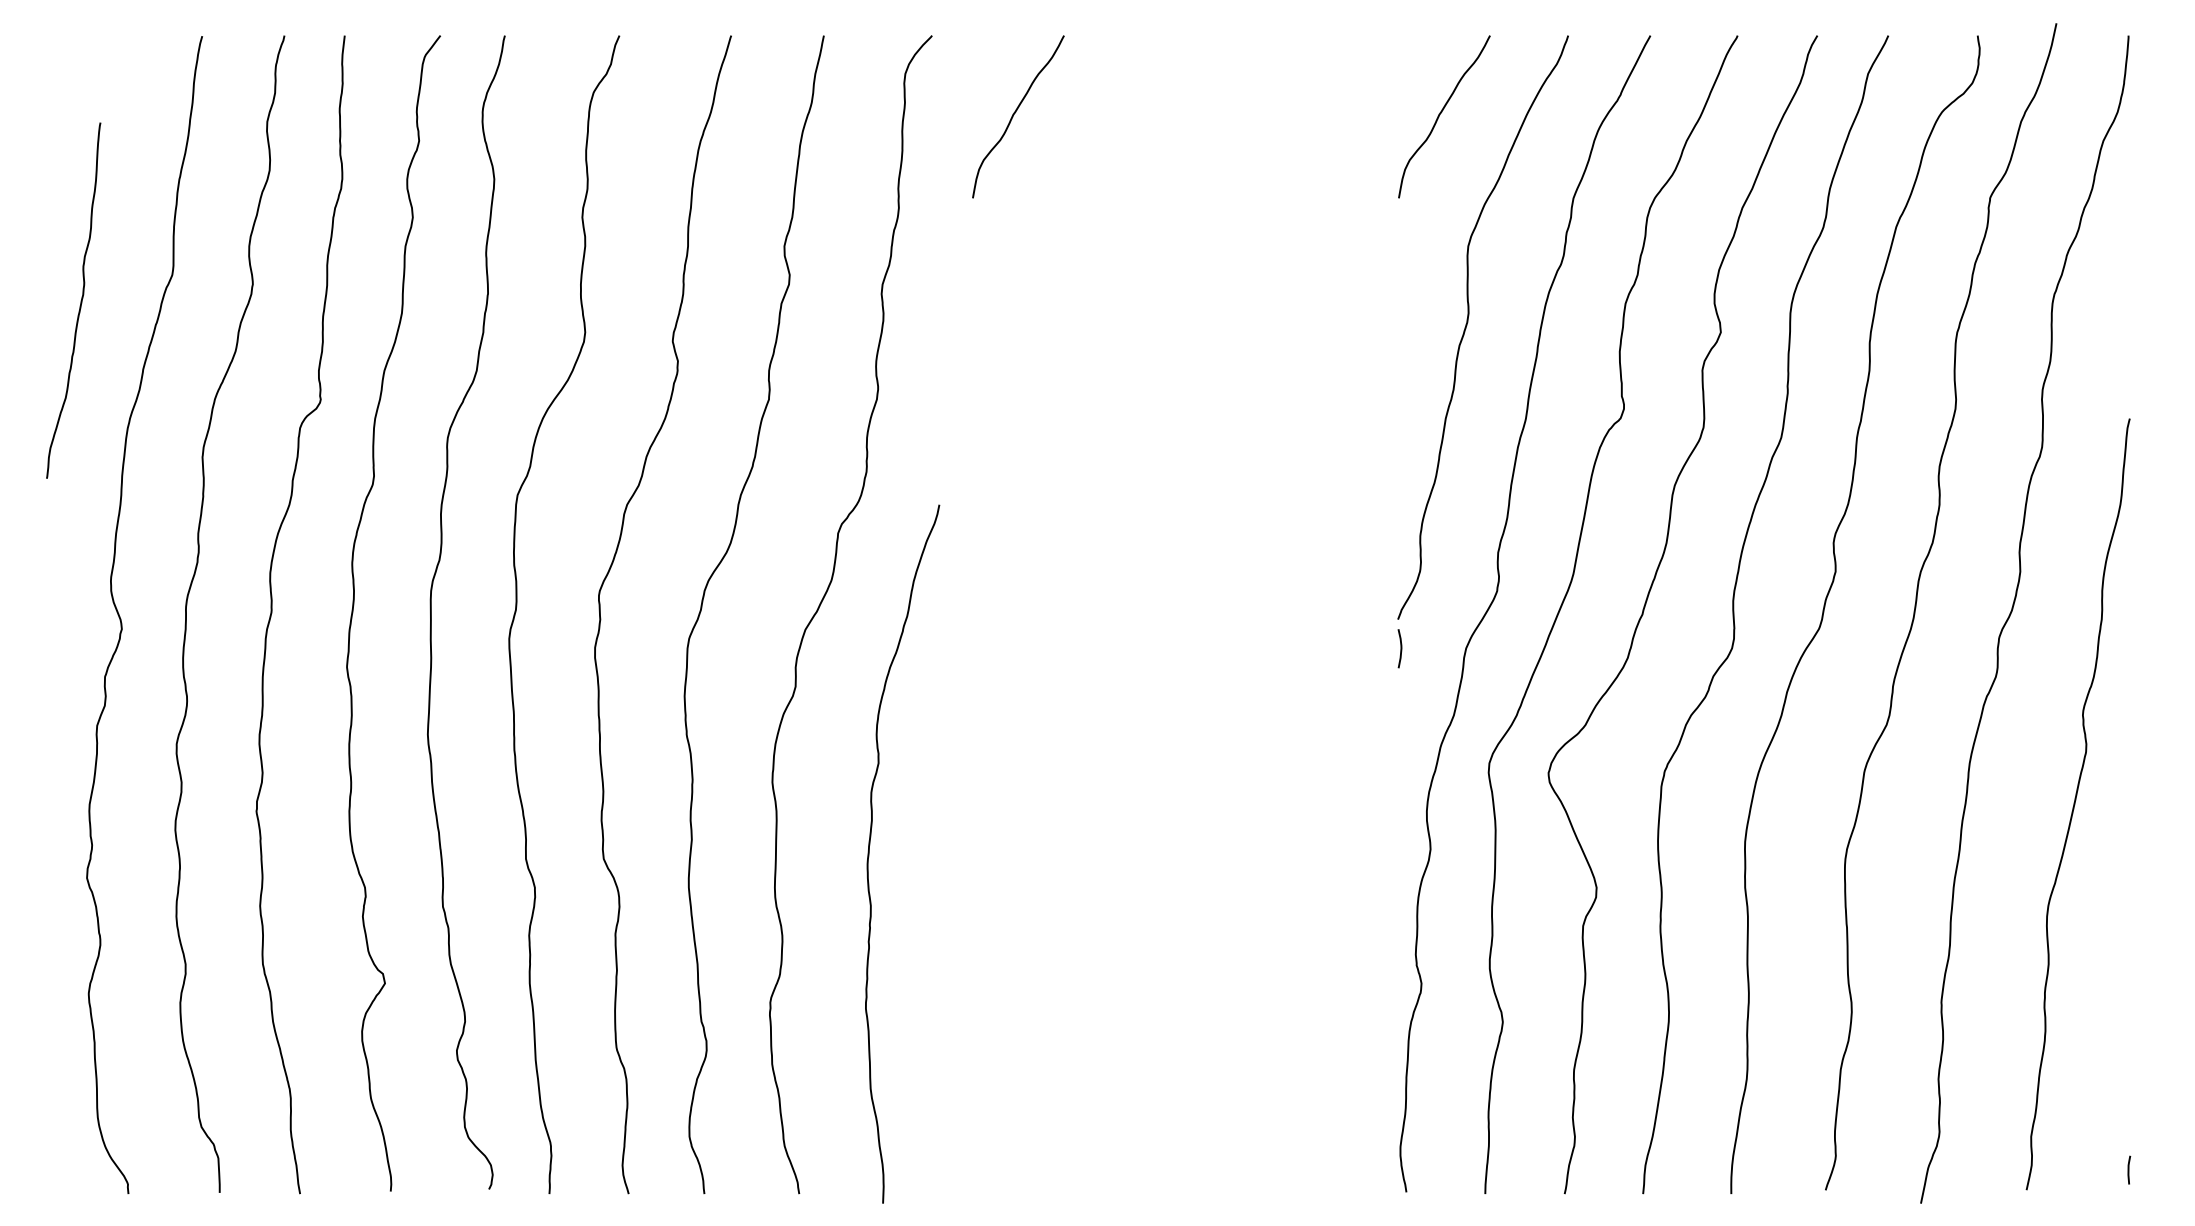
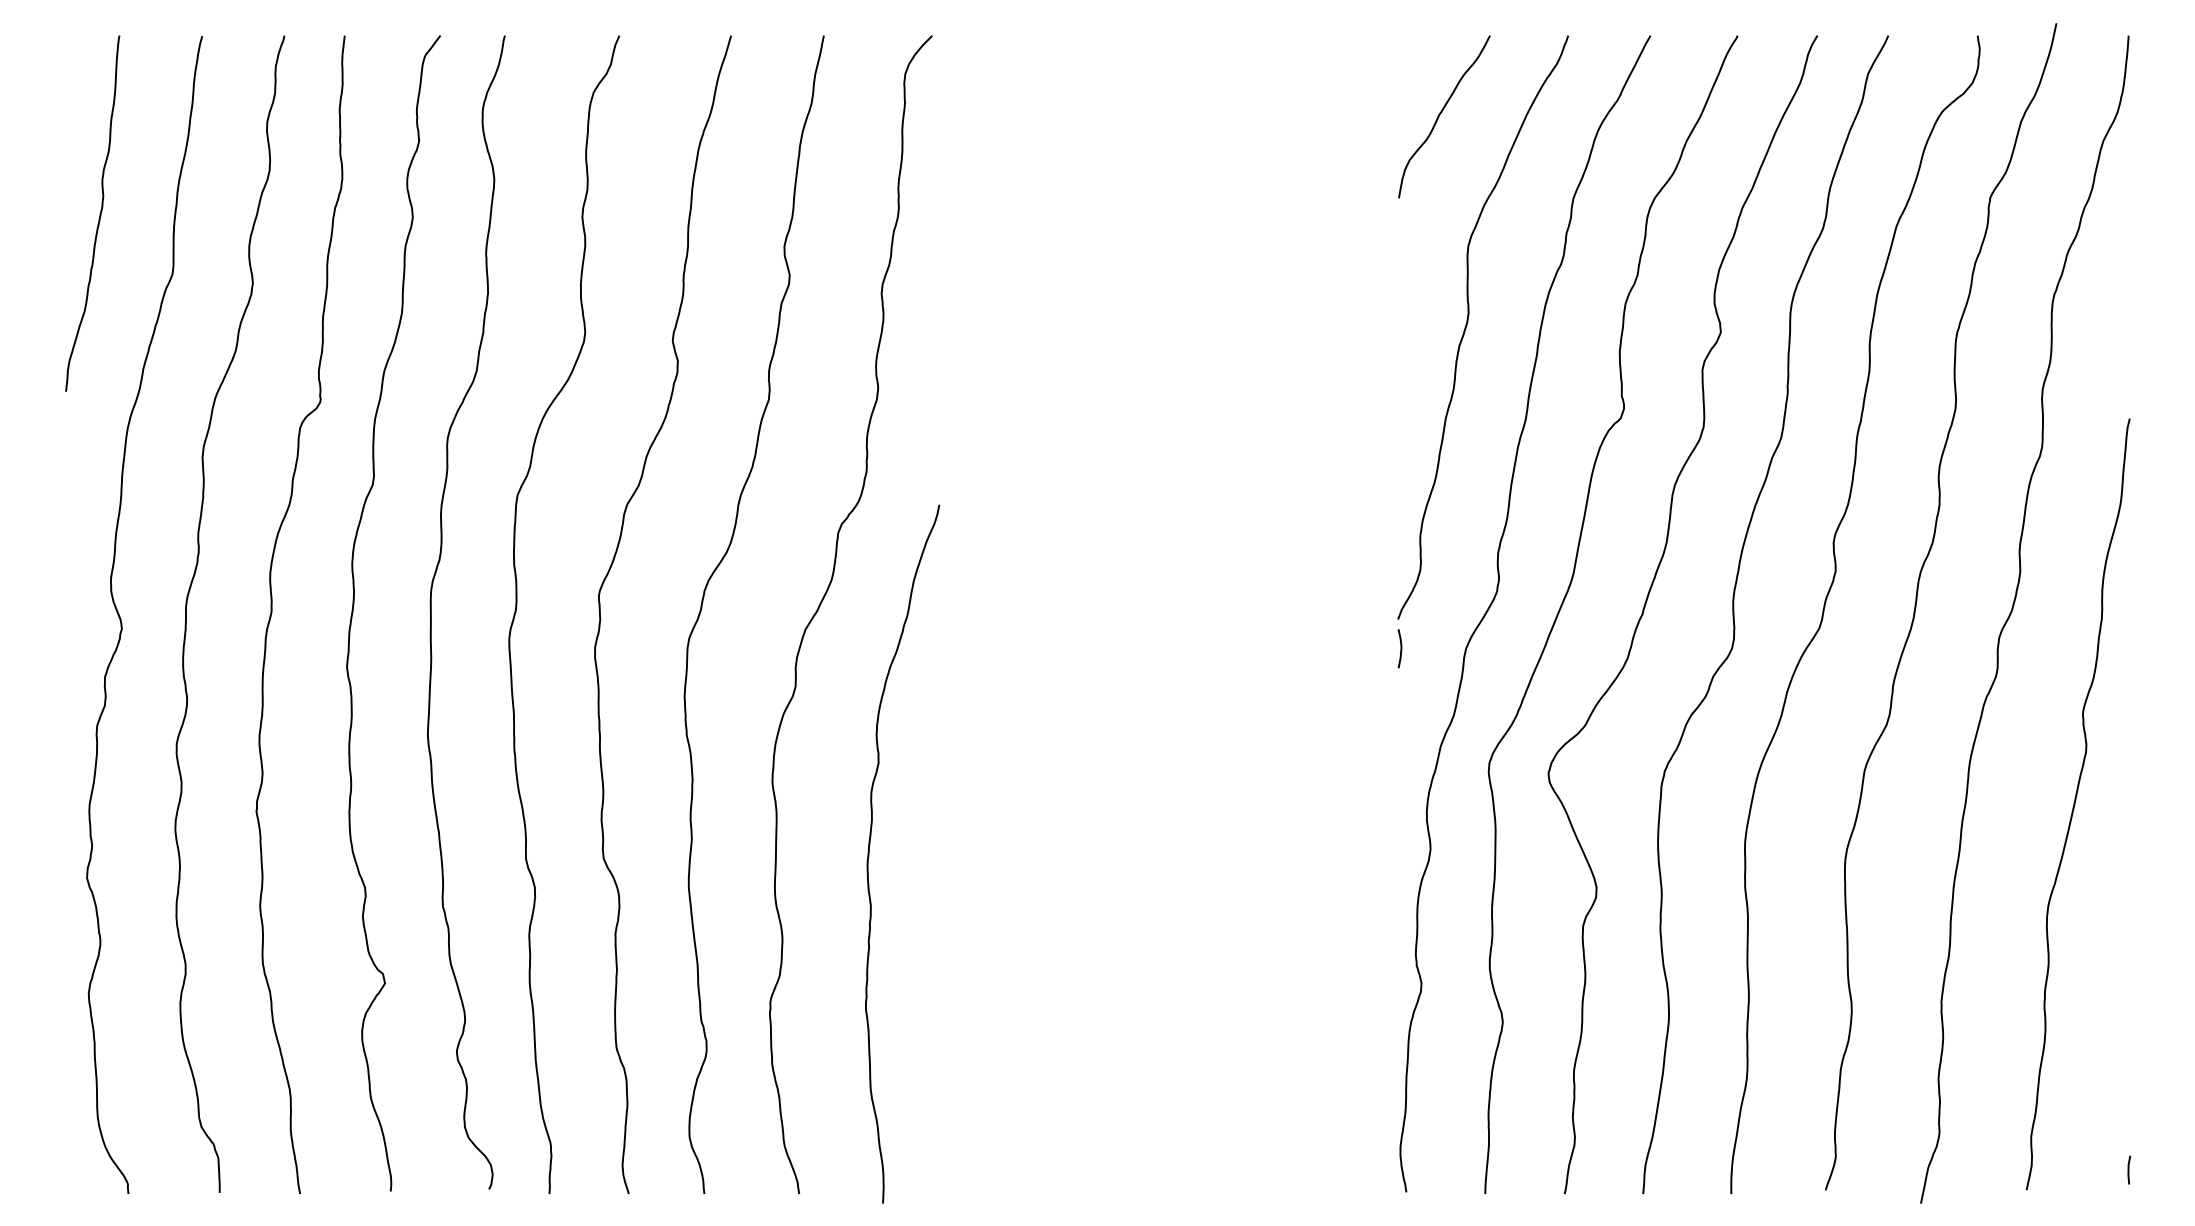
curve: present -> none (1015, 113)
curve position: (80, 300) -> (99, 213) (99, 213)
